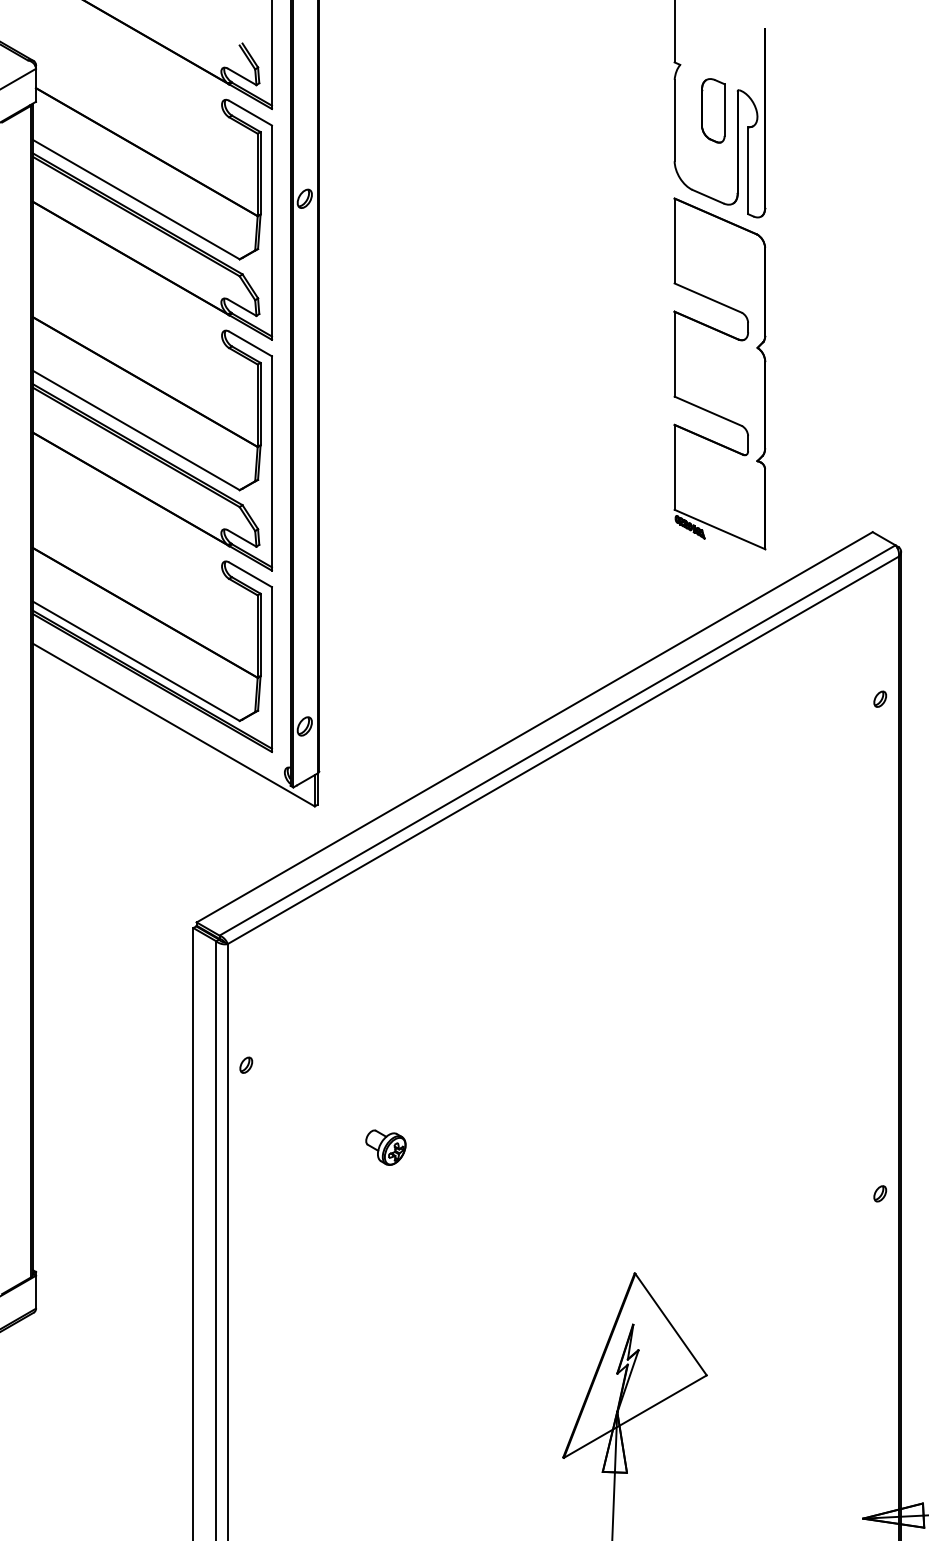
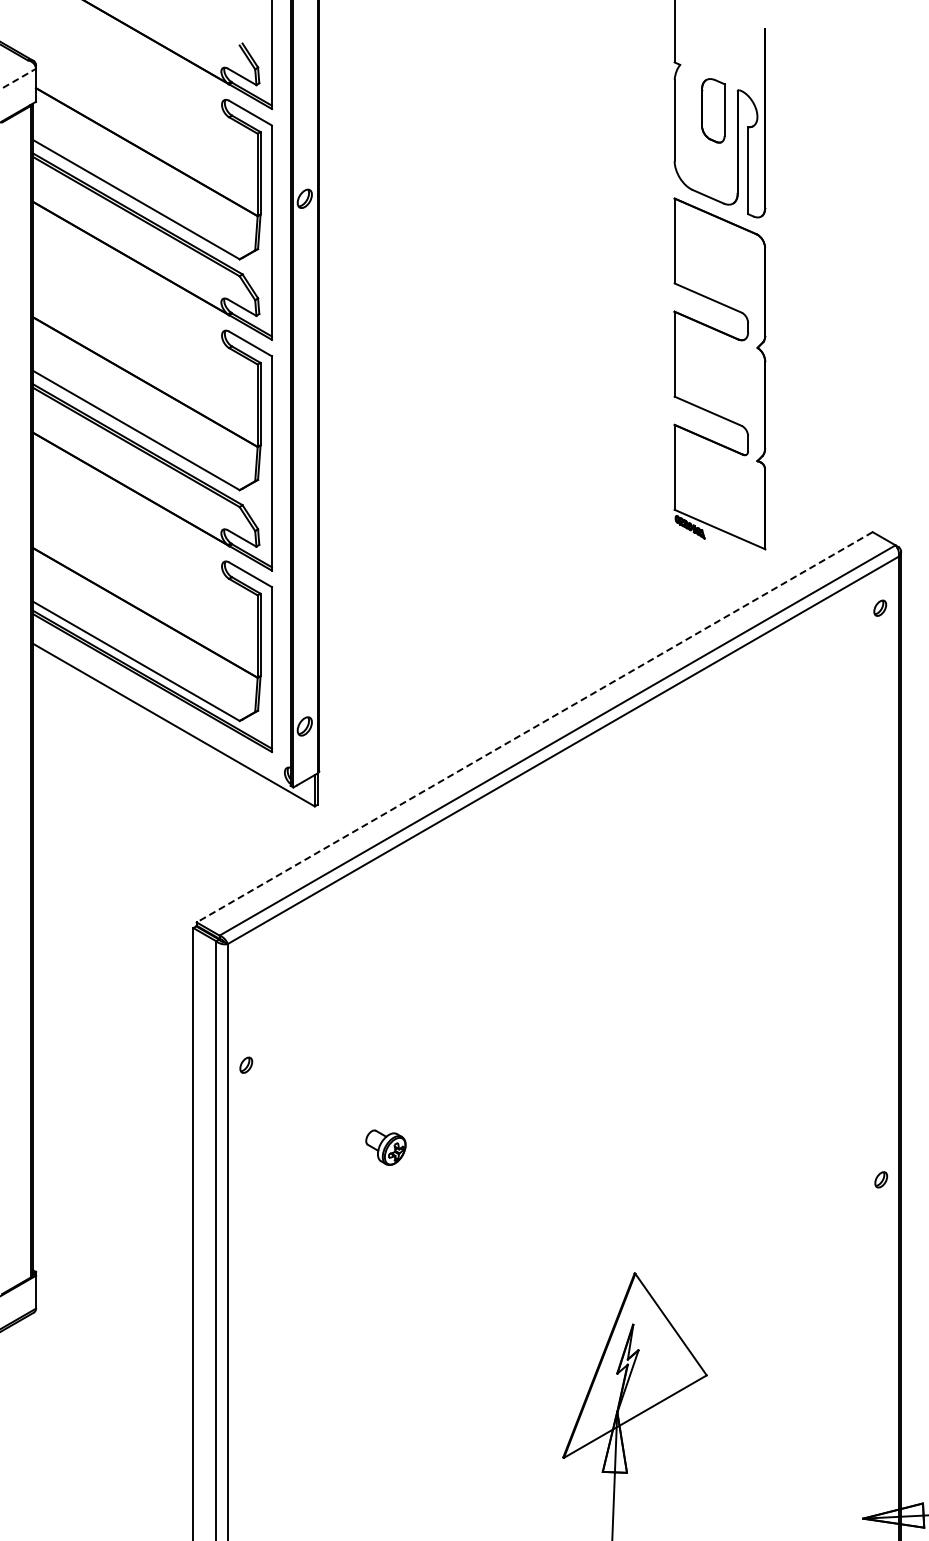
line: solid -> dashed (18, 78)
part position: (880, 698) -> (880, 607) (880, 607)
line: solid -> dashed (534, 727)
part position: (880, 1193) -> (881, 1179) (881, 1179)
